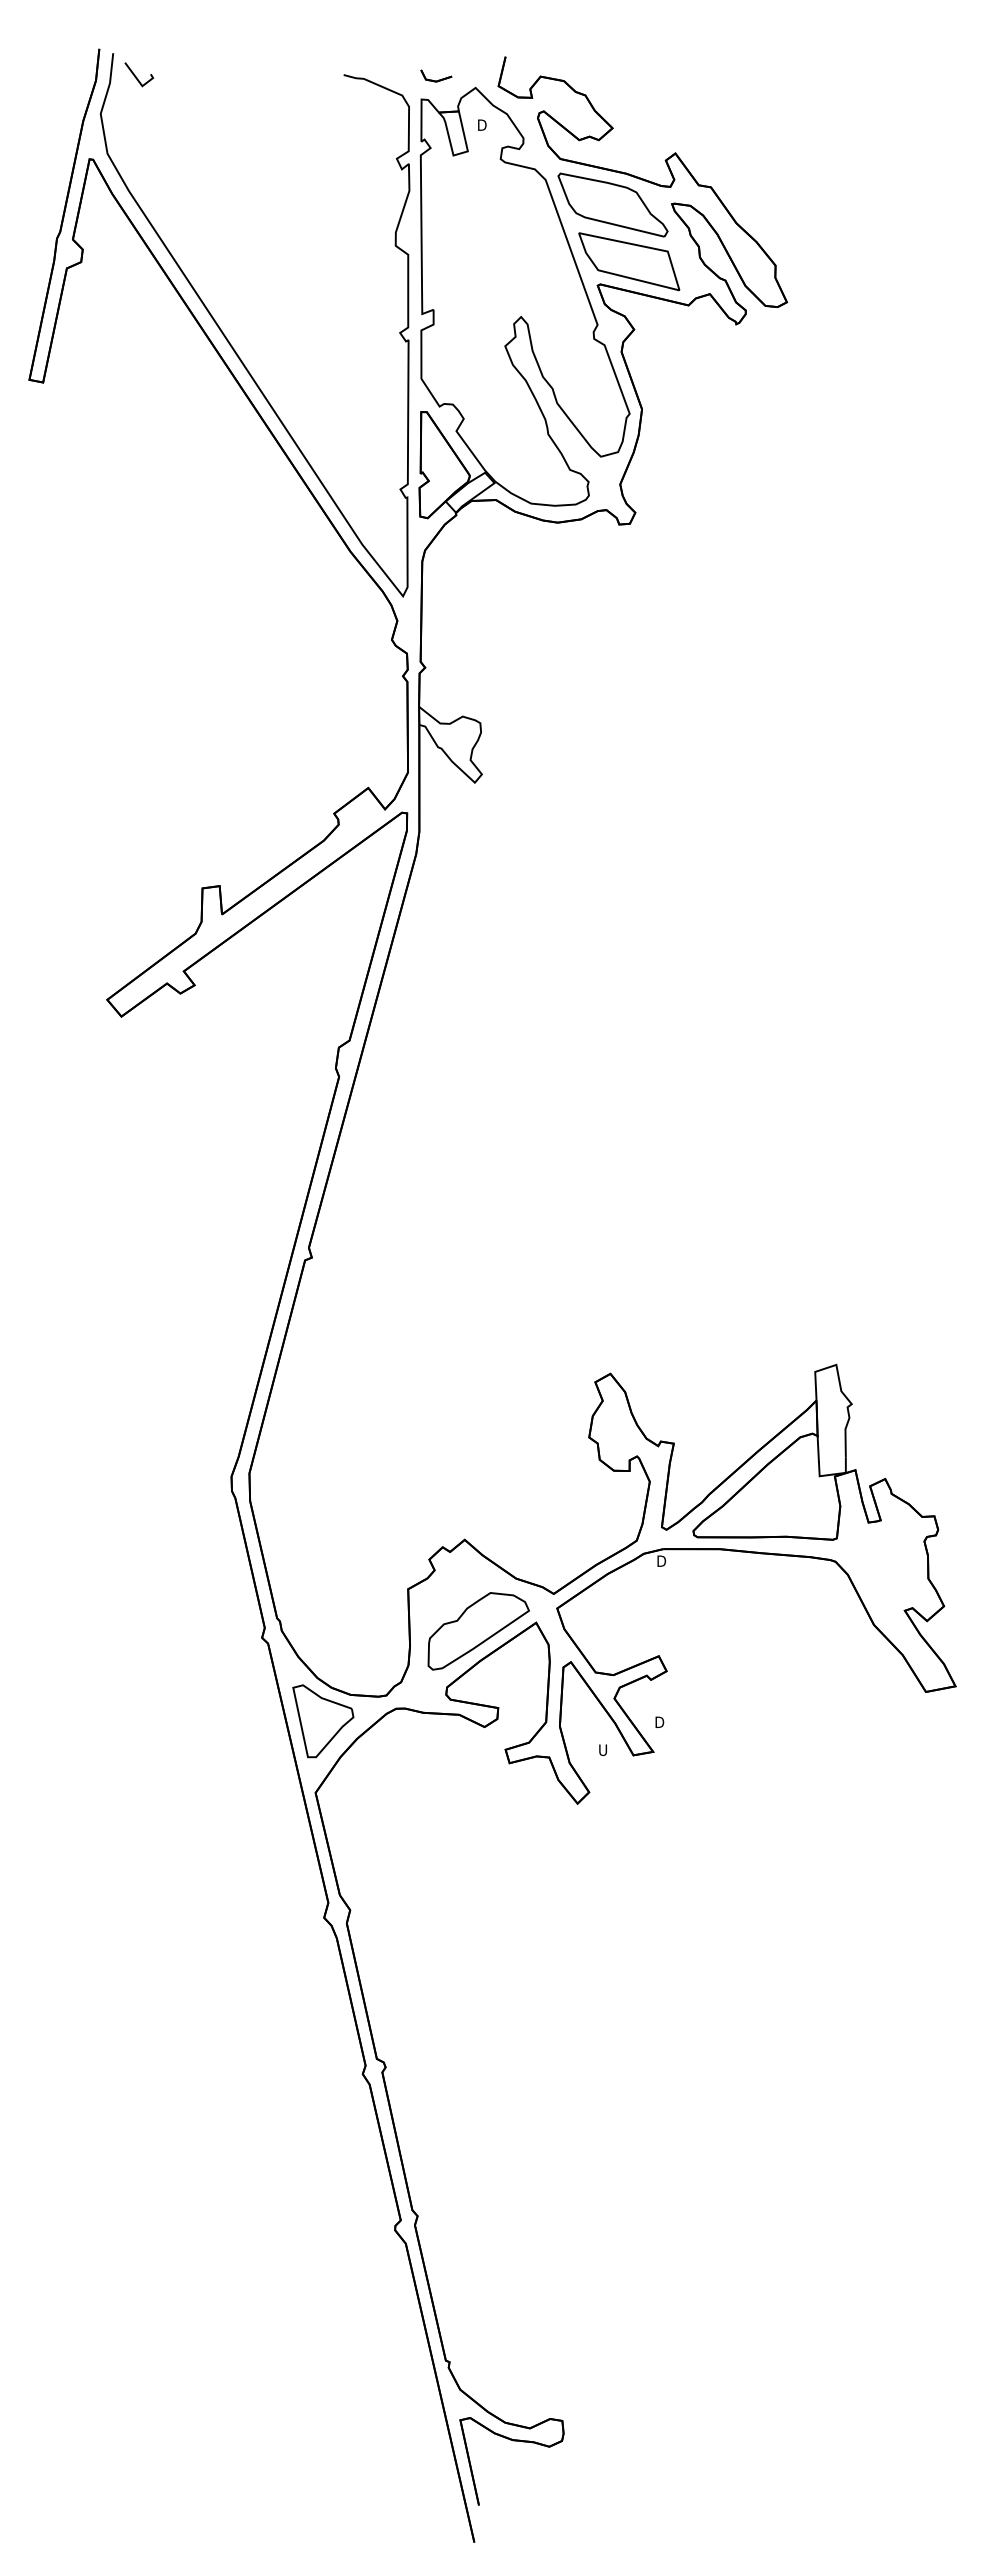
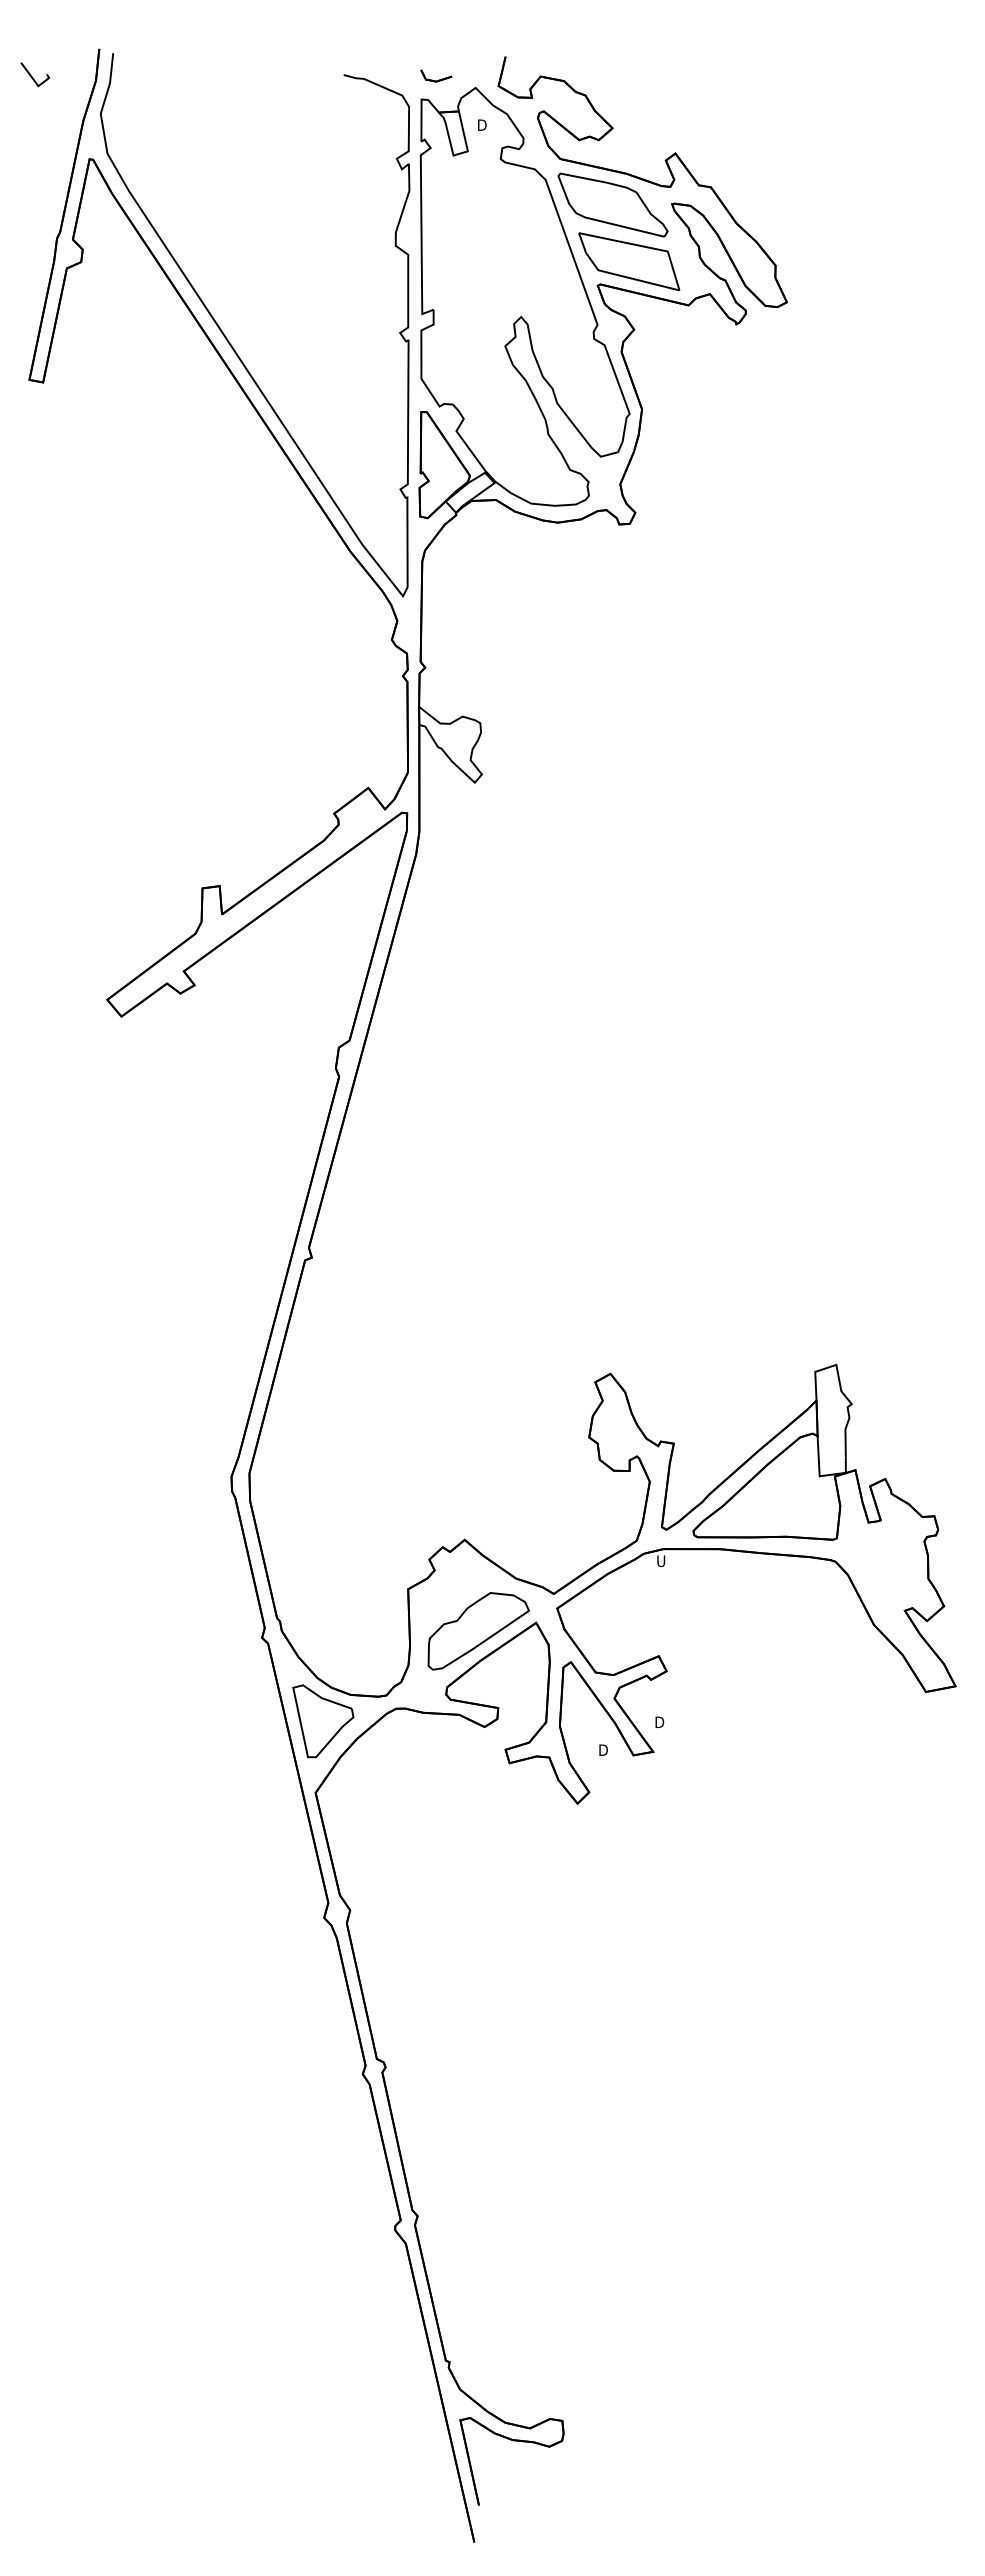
line position: (136, 76) -> (32, 76) (32, 76)
text: D -> U (661, 1561)
text: U -> D (603, 1750)
